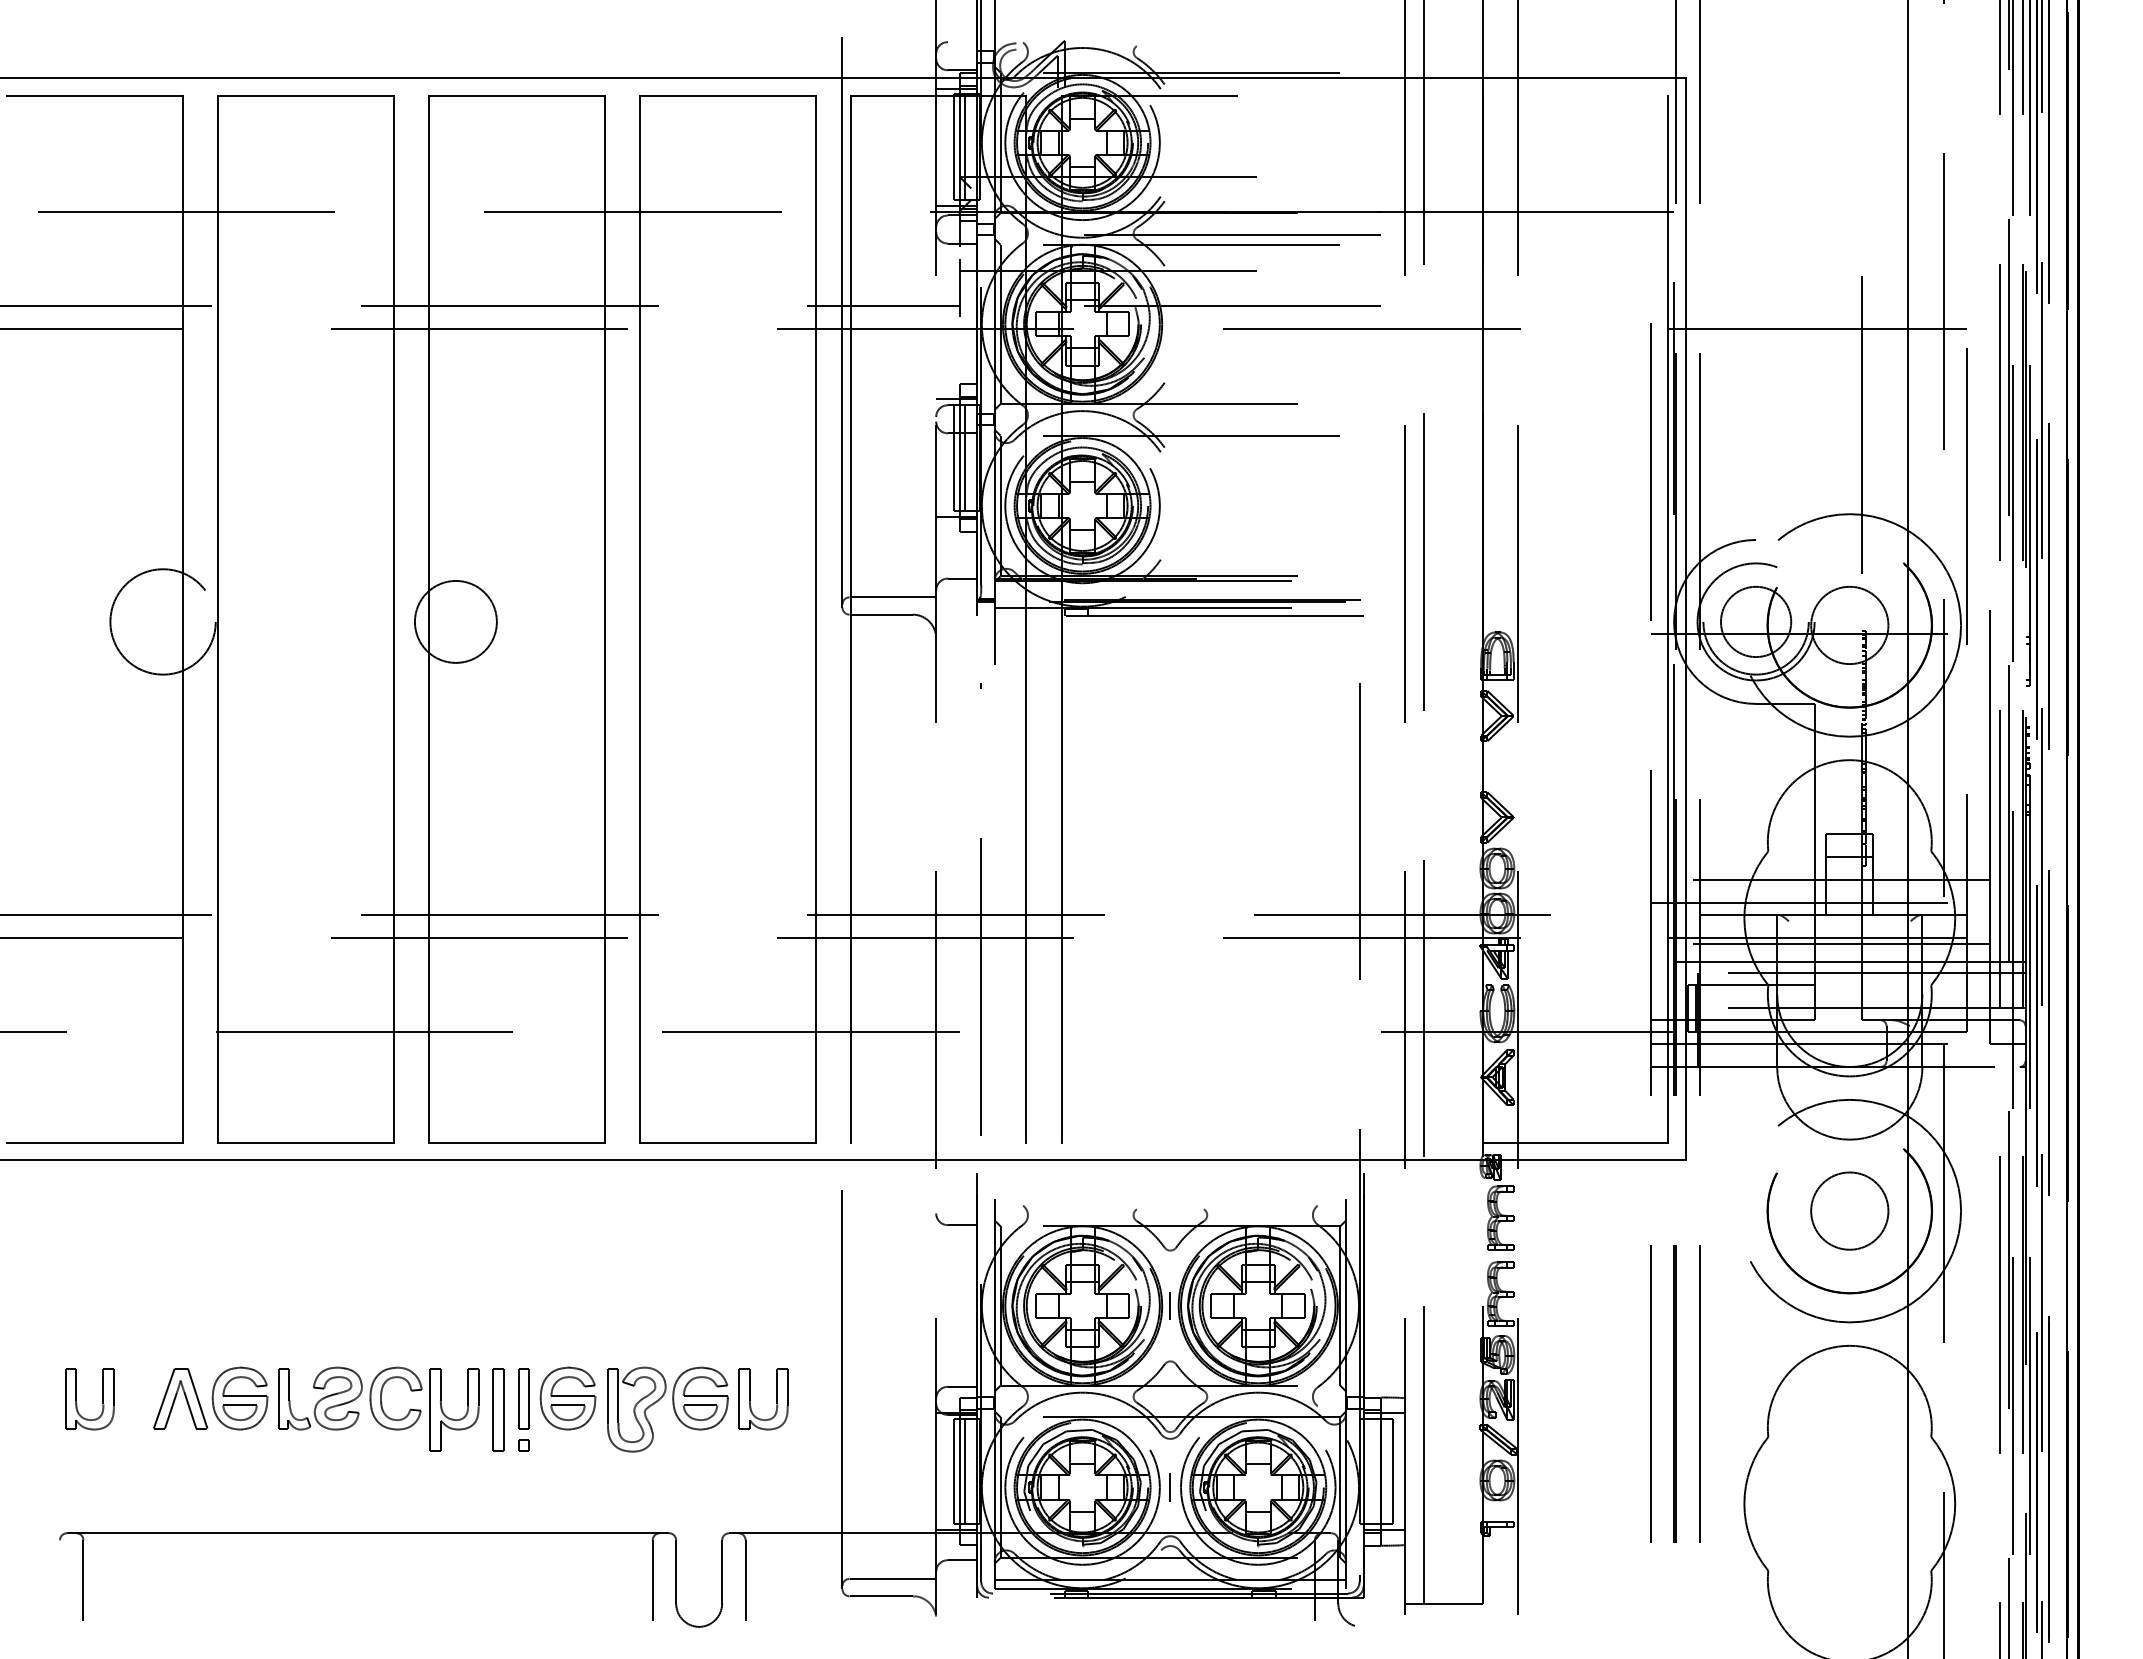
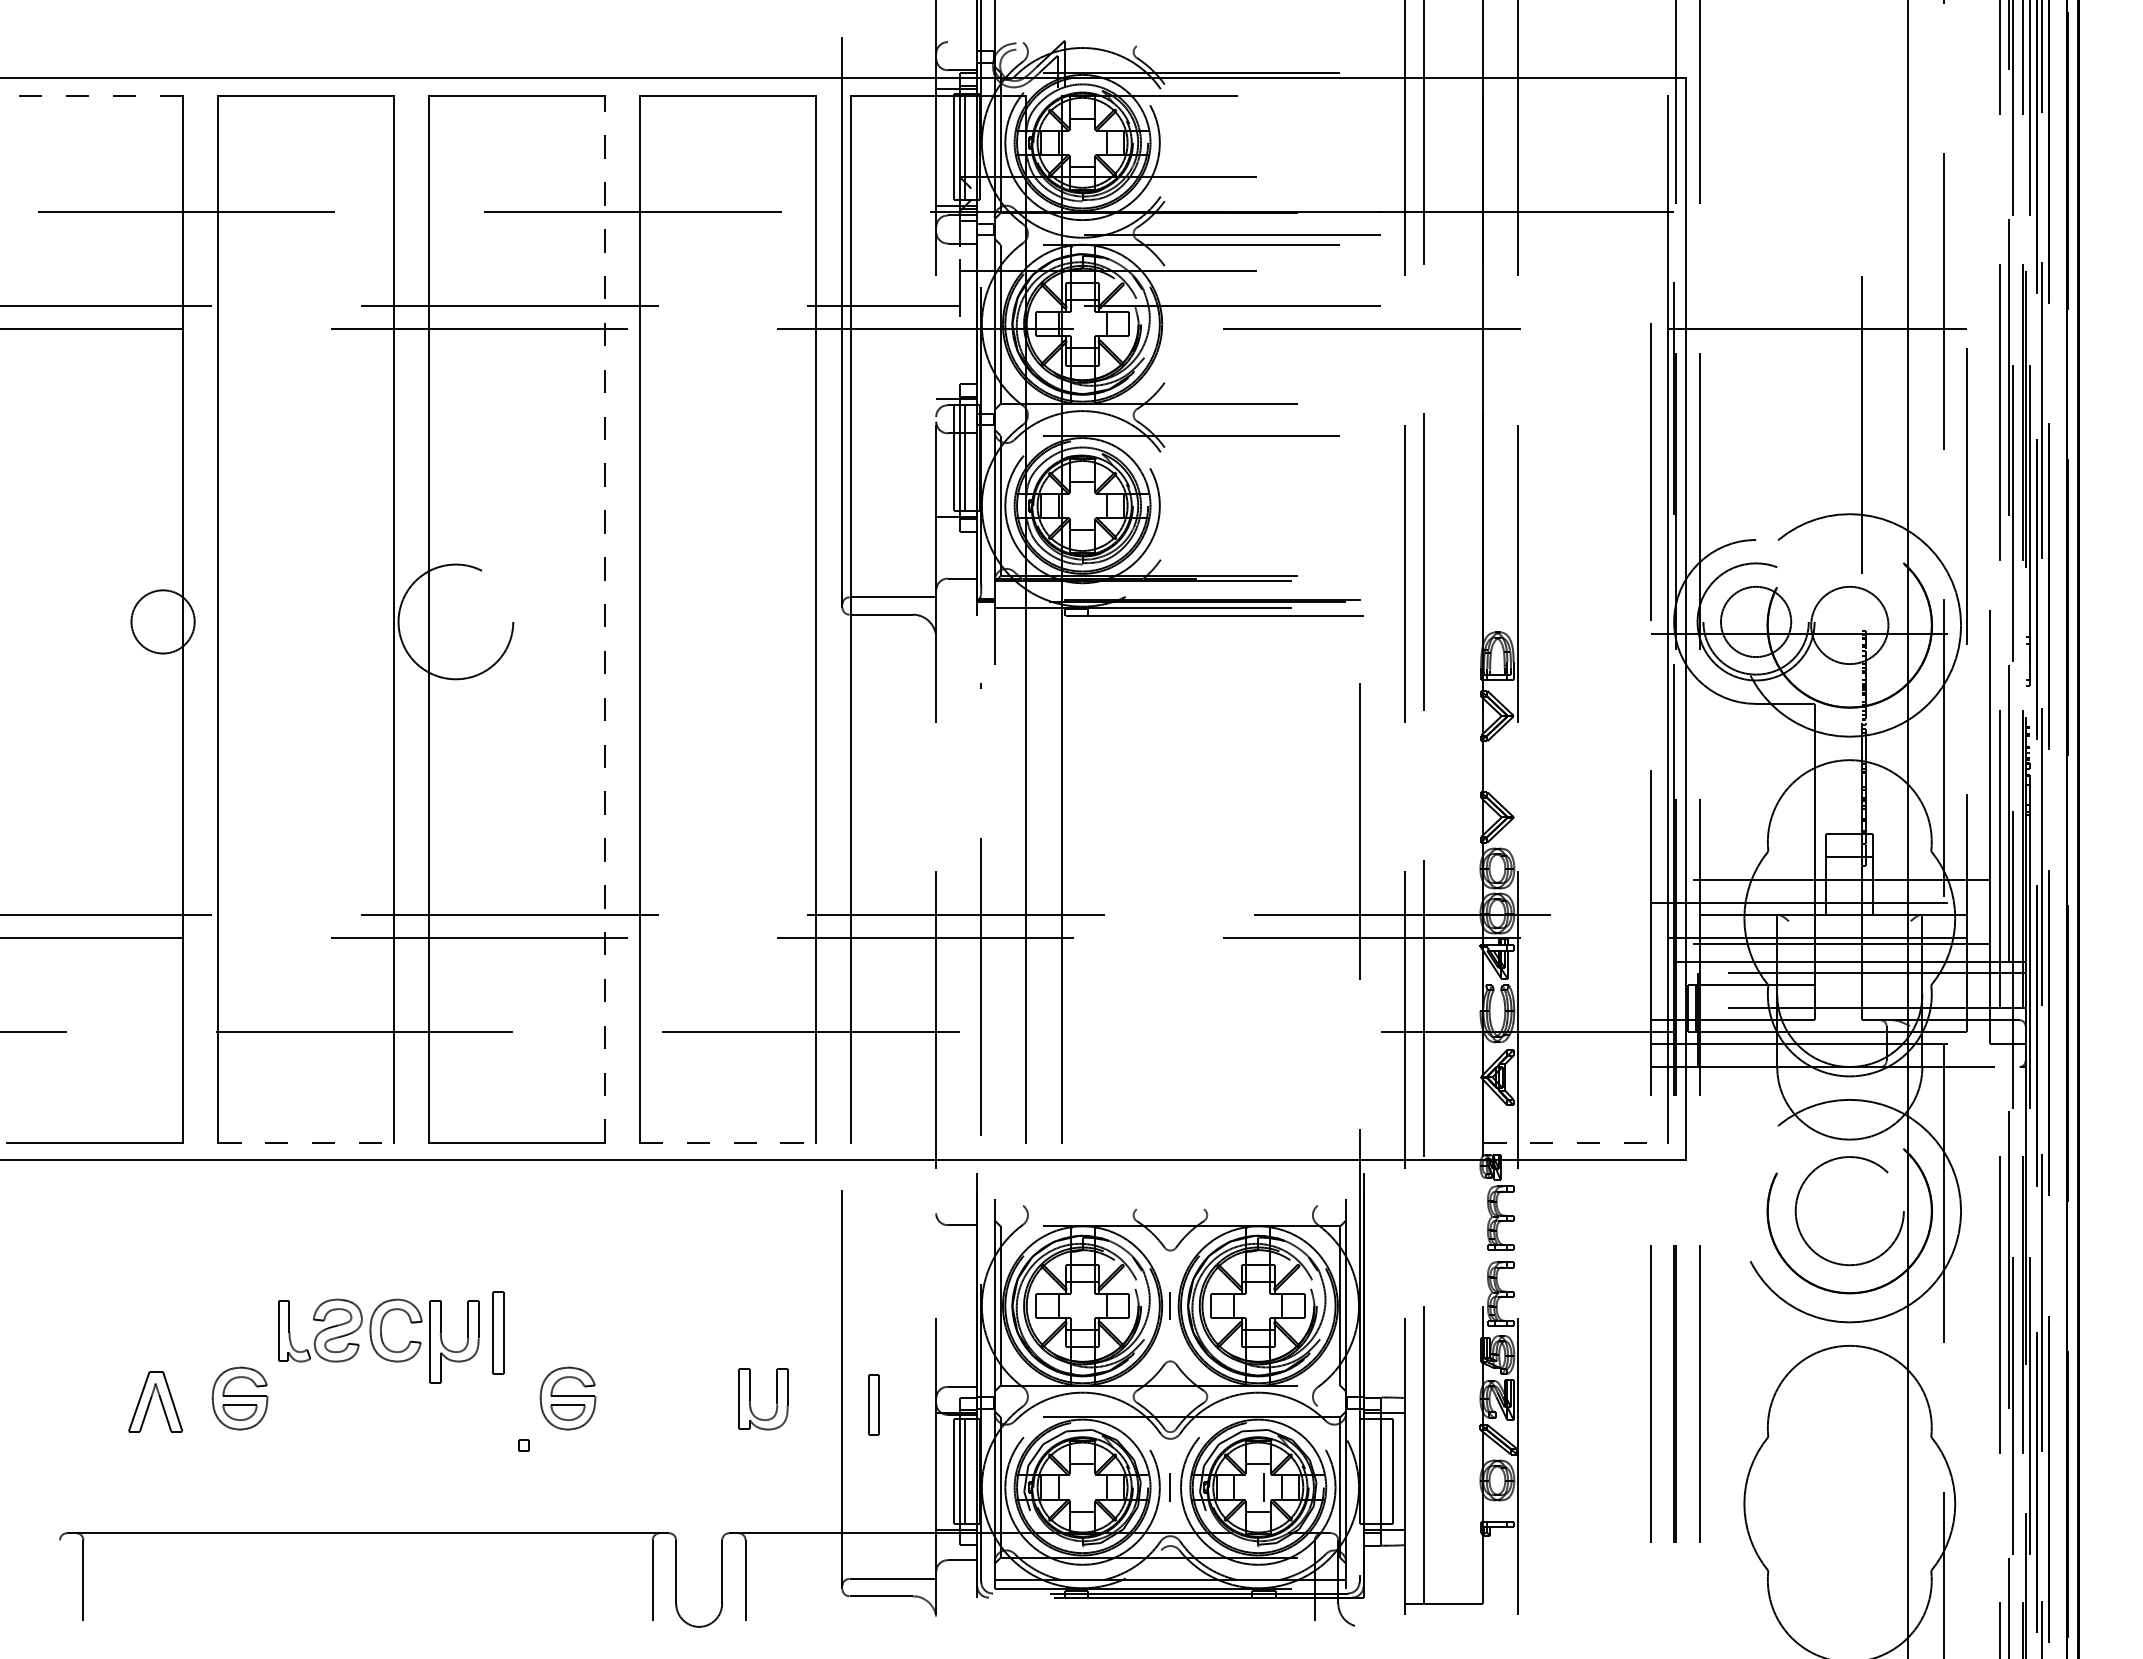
line: solid -> dashed (95, 95)
line: solid -> dashed (604, 619)
circle diameter: 105 px -> 63 px (162, 621)
circle diameter: 82 px -> 115 px (455, 621)
line: solid -> dashed (306, 1142)
line: solid -> dashed (727, 1142)
line: solid -> dashed (1575, 1142)
circle diameter: 77 px -> 108 px (1849, 1211)
part position: (180, 1398) -> (155, 1401) (155, 1401)
part position: (523, 1398) -> (873, 1404) (873, 1404)
part: present -> none (77, 1403)
part position: (378, 1408) -> (378, 1340) (378, 1340)
part position: (498, 1409) -> (498, 1332) (498, 1332)
part: present -> none (667, 1409)
line: none -> present (1263, 1487)
